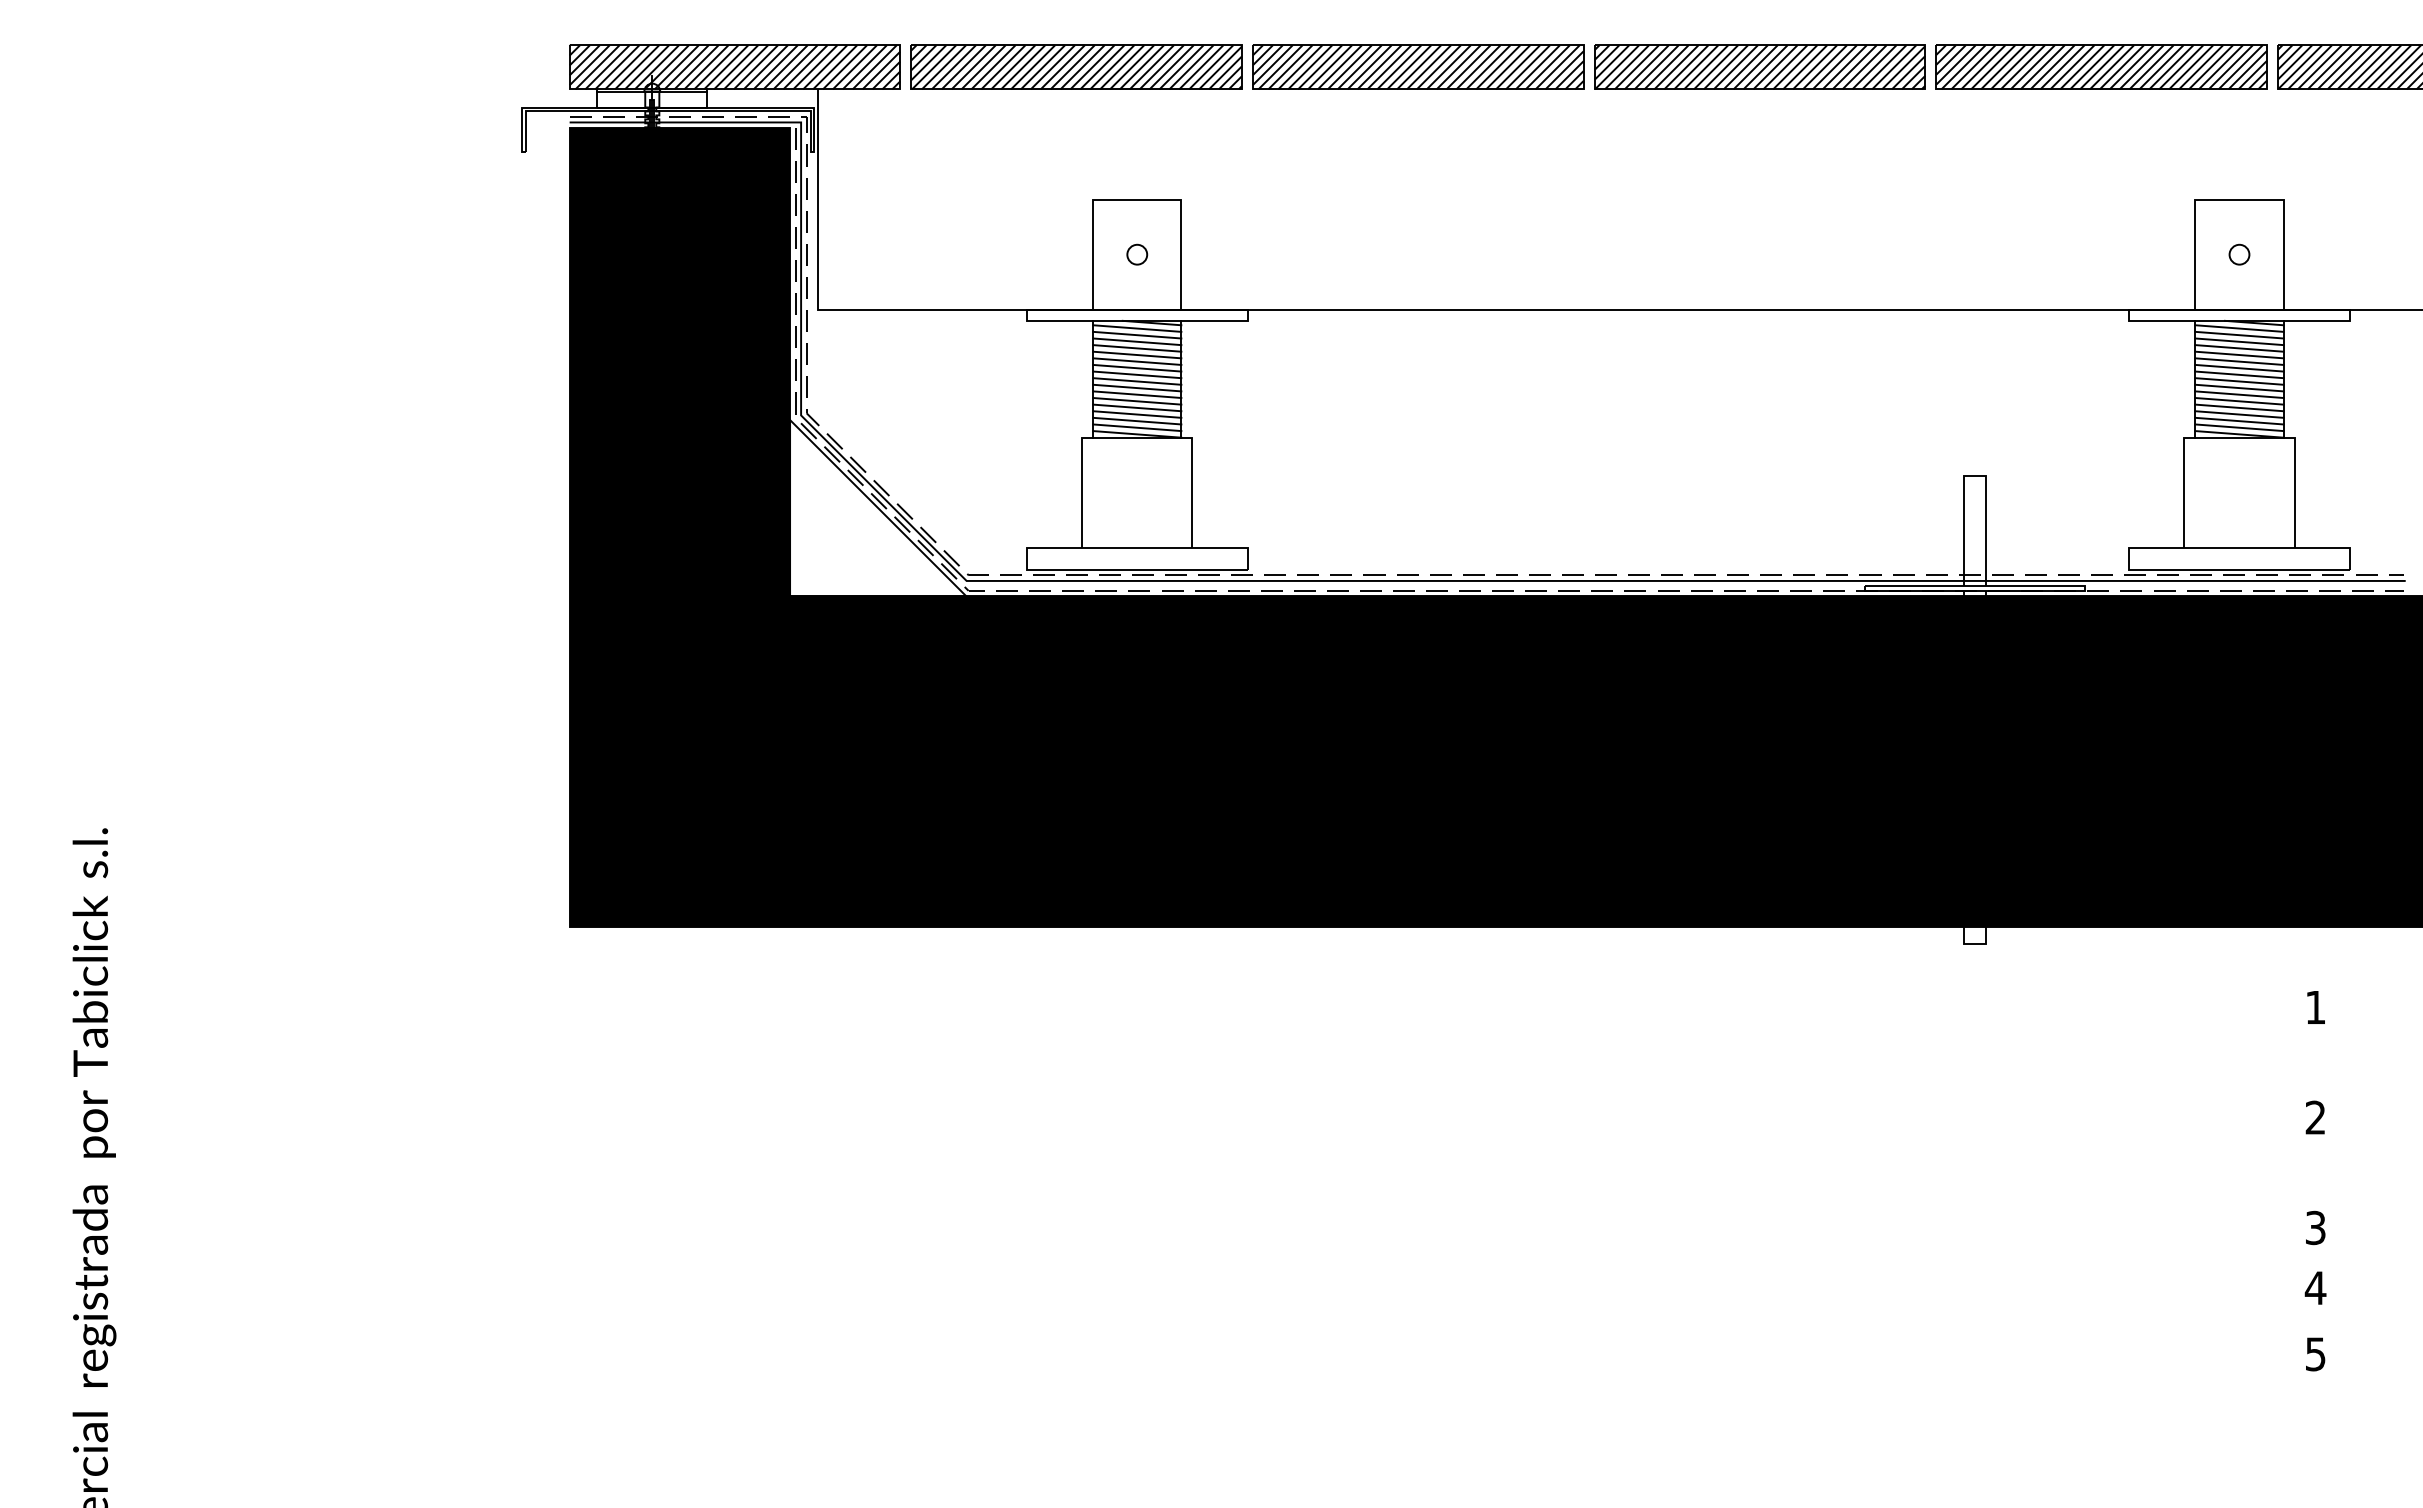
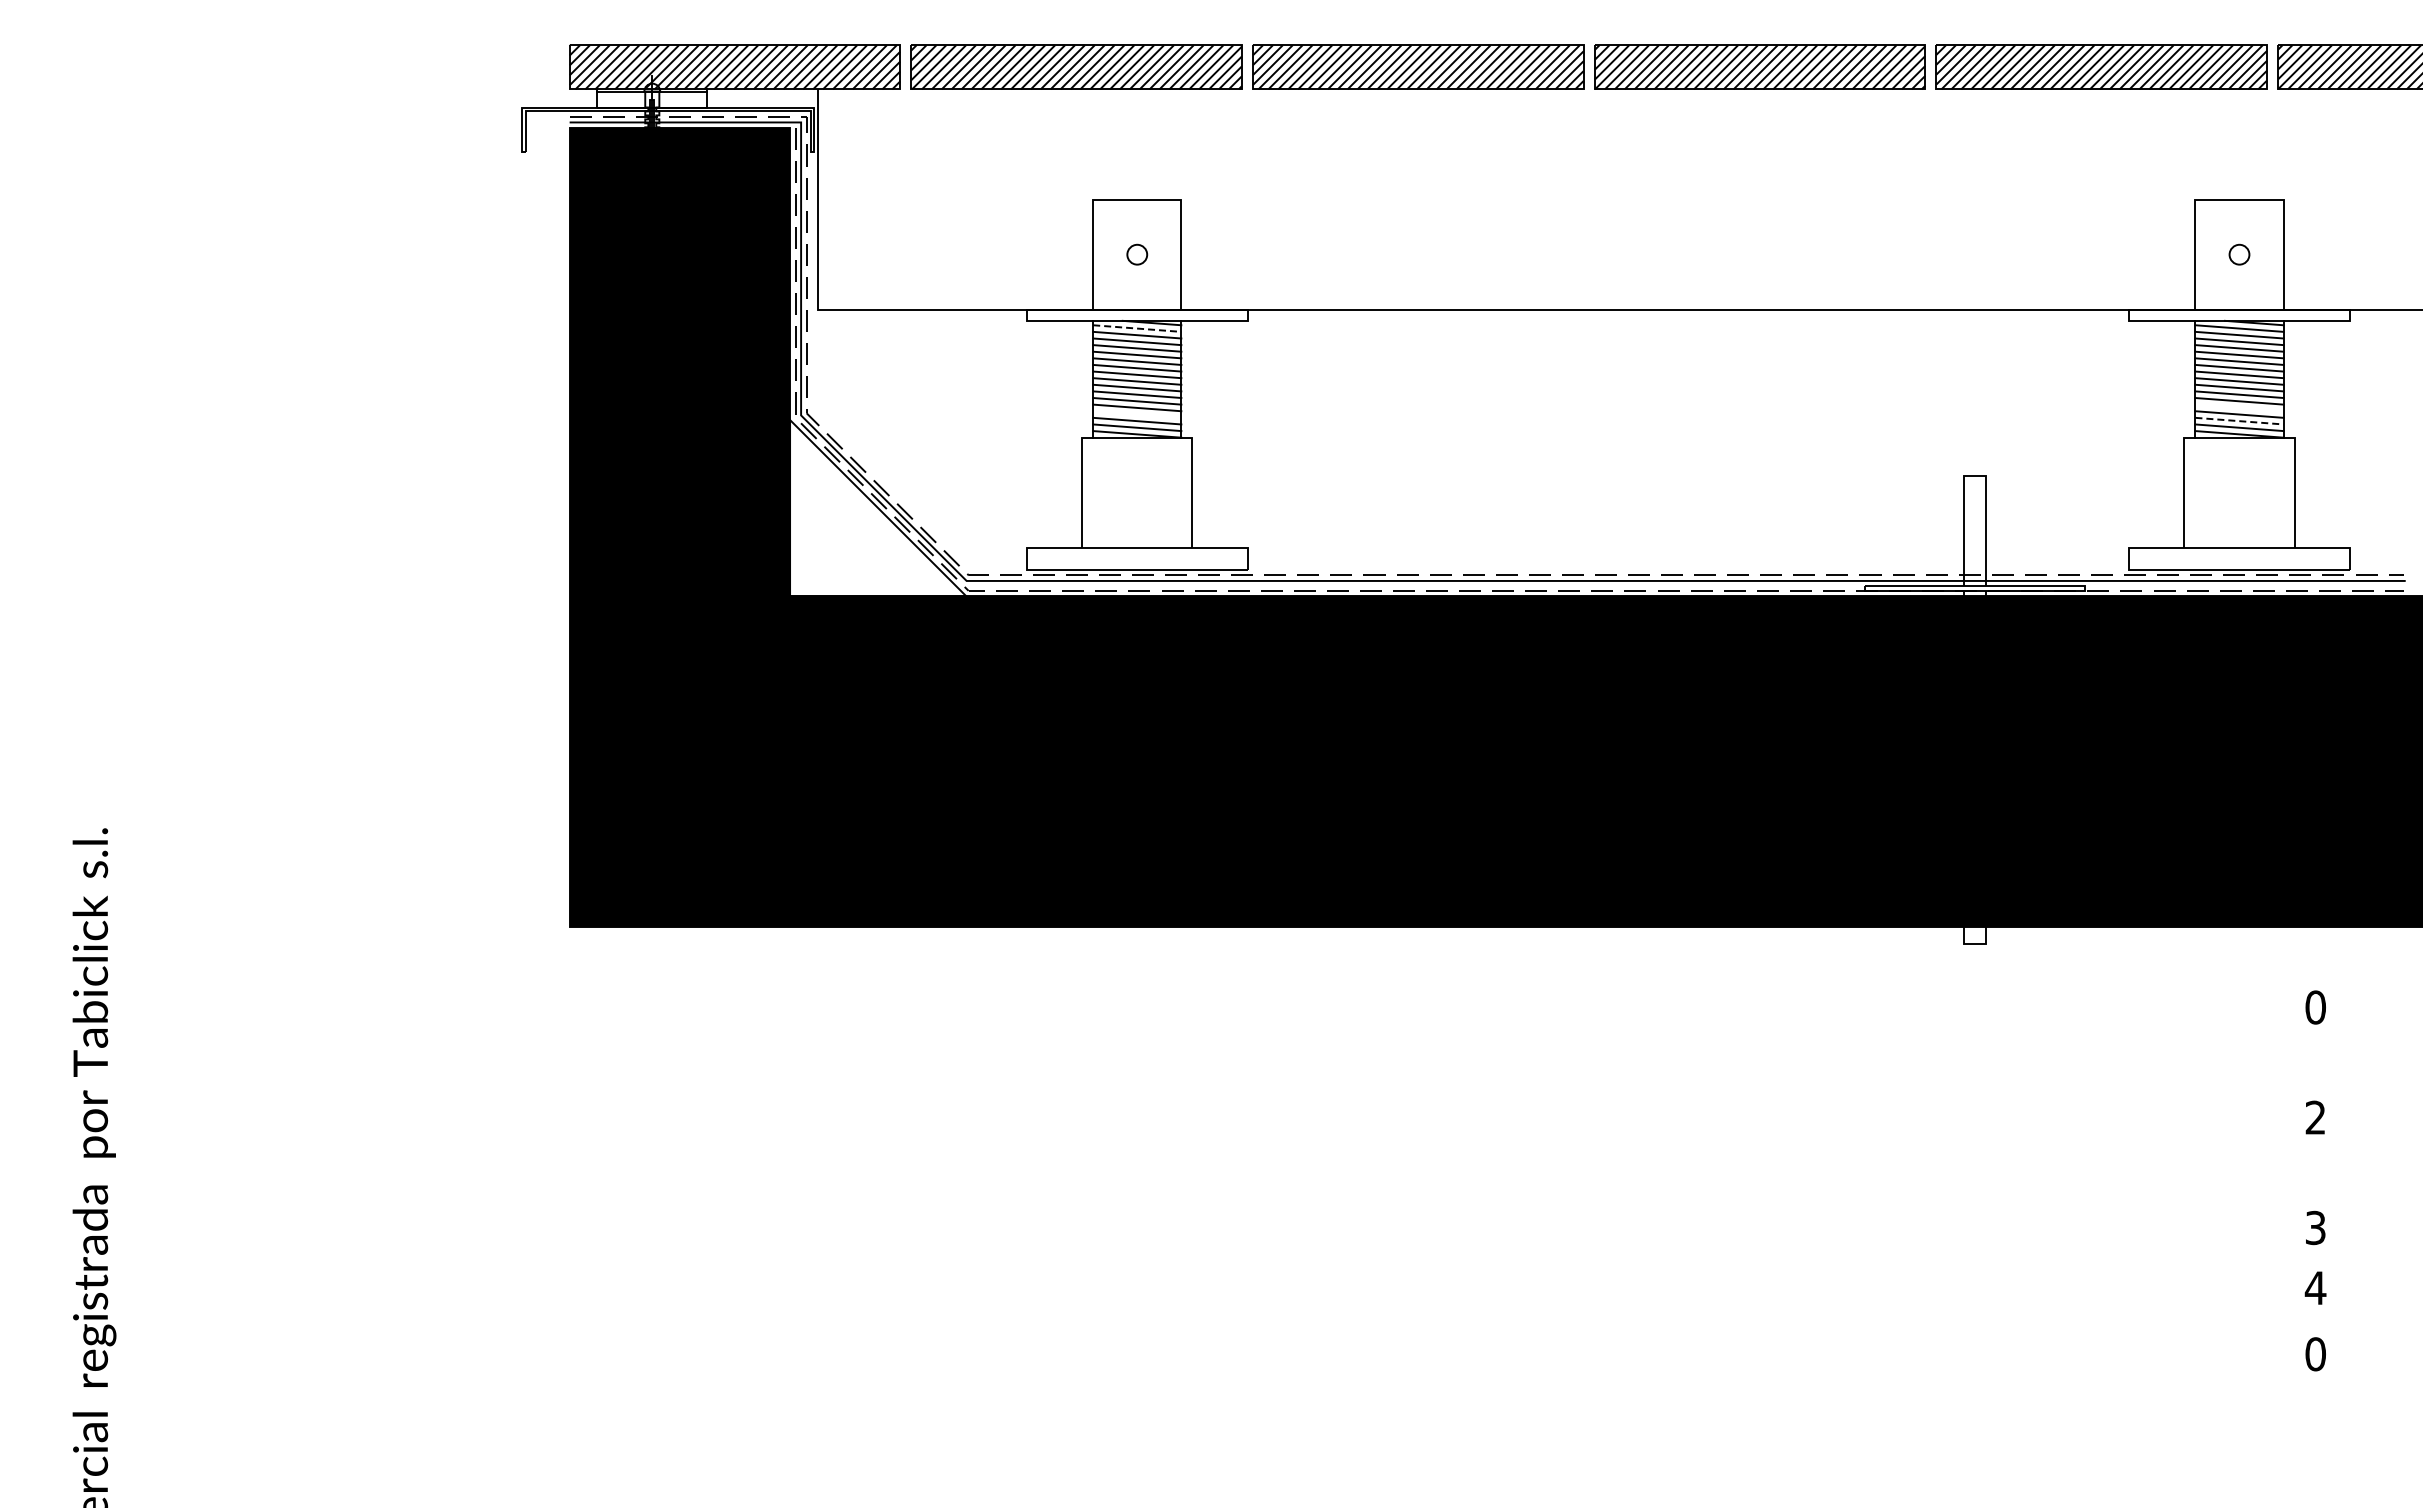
line: solid -> dashed (1137, 328)
line: present -> none (2239, 407)
line: present -> none (1137, 414)
line: solid -> dashed (2240, 421)
text: 1 -> 0 (2315, 1007)
text: 5 -> 0 (2315, 1354)
